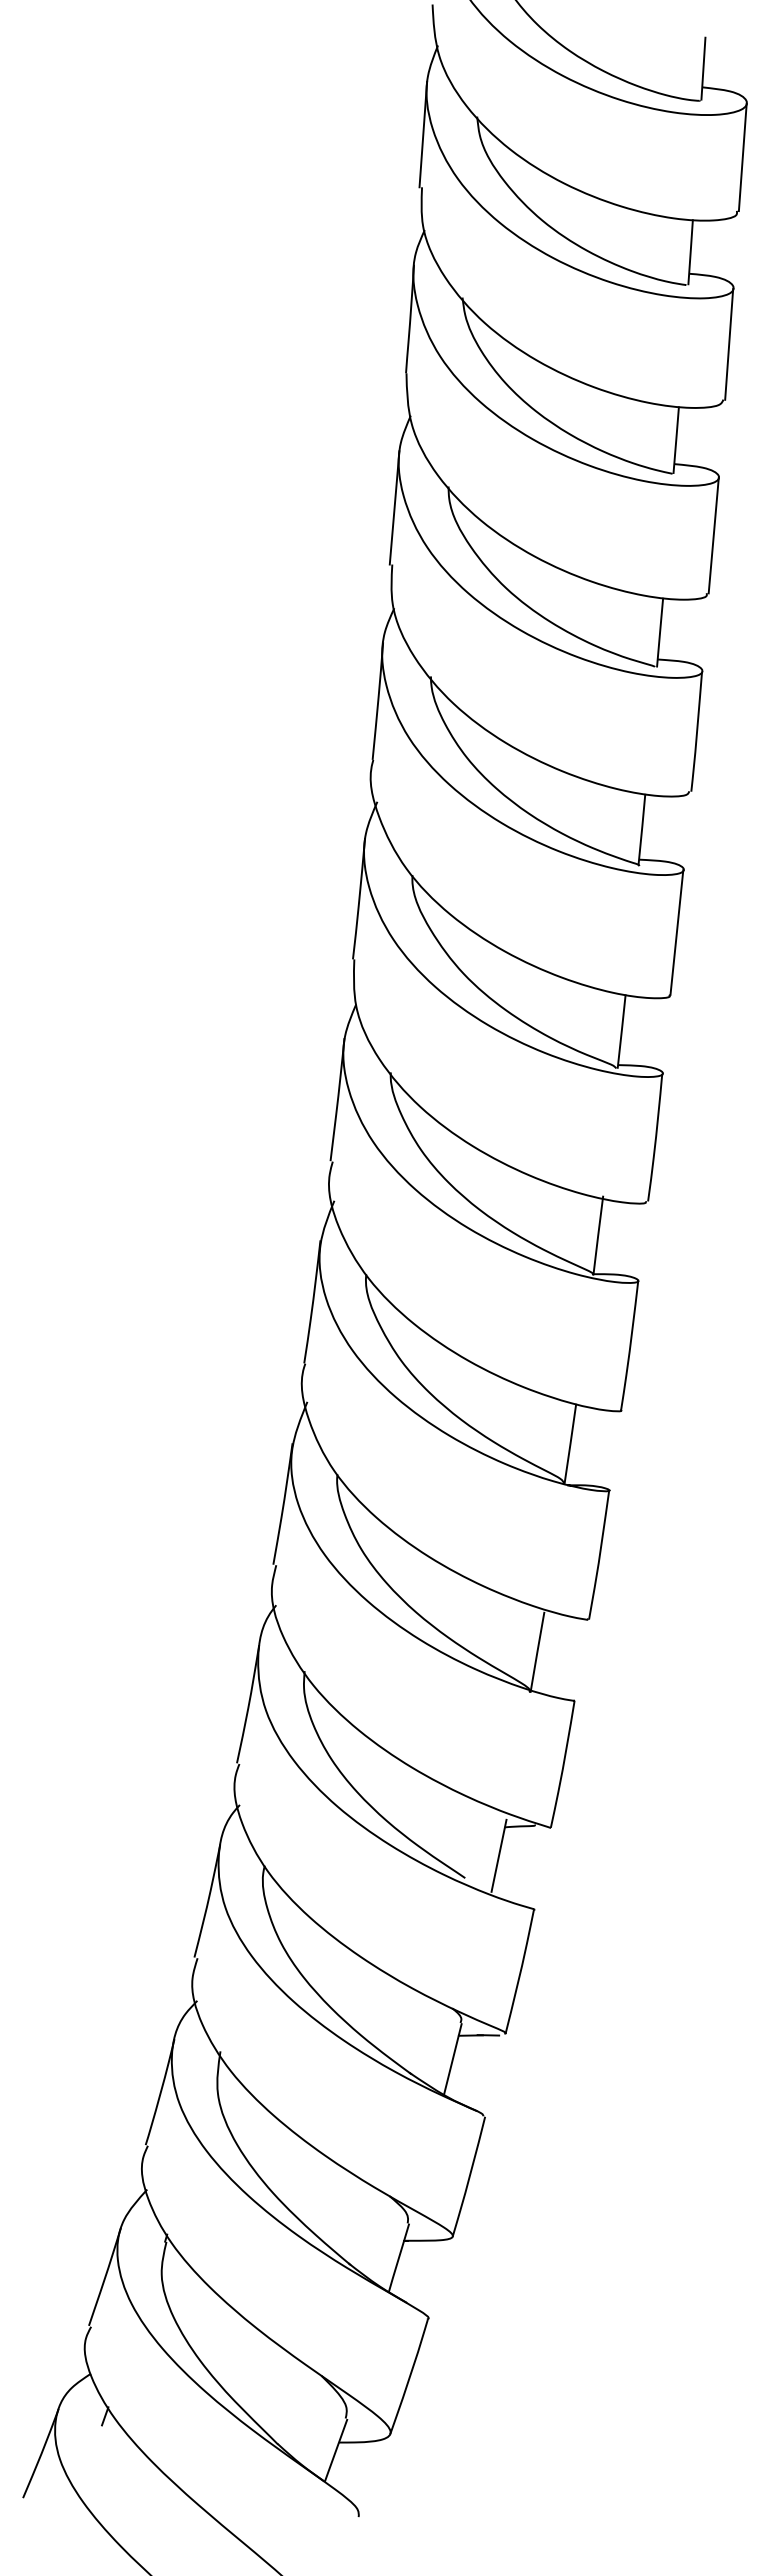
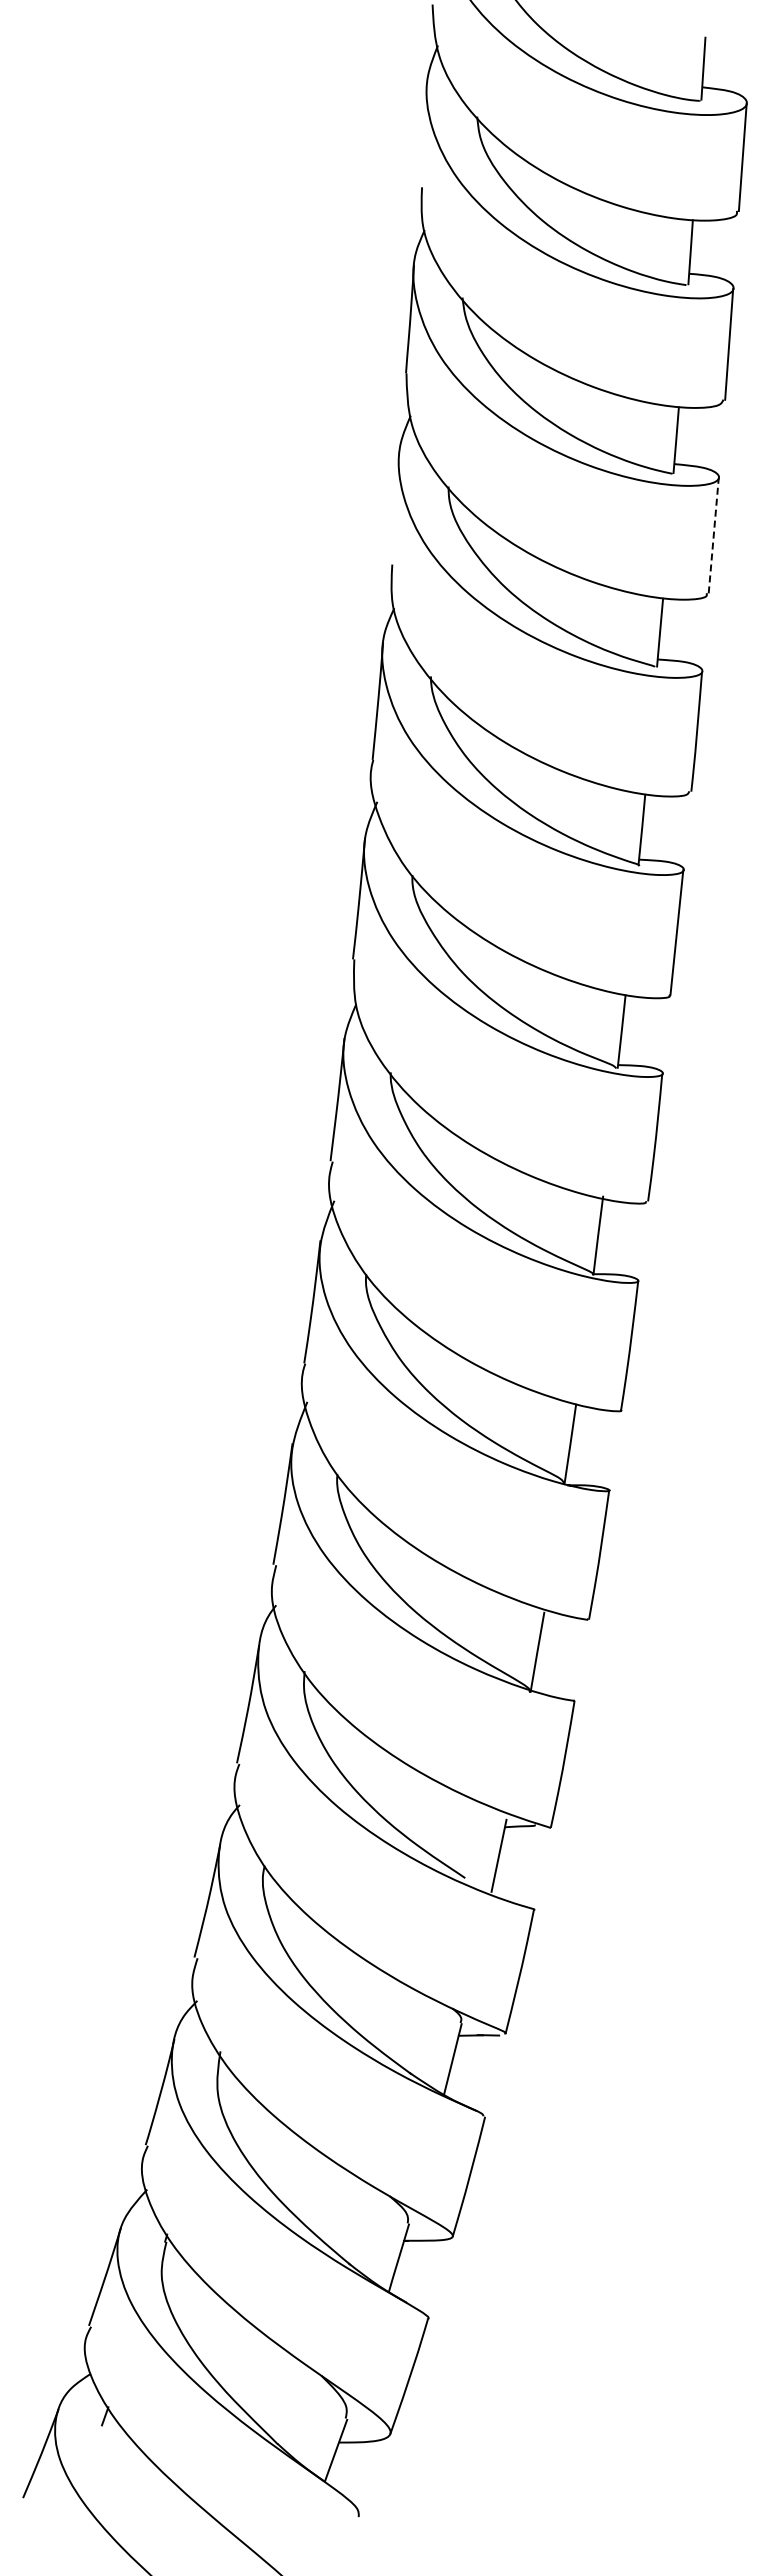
line: present -> none (423, 134)
line: present -> none (394, 507)
line: solid -> dashed (713, 535)
